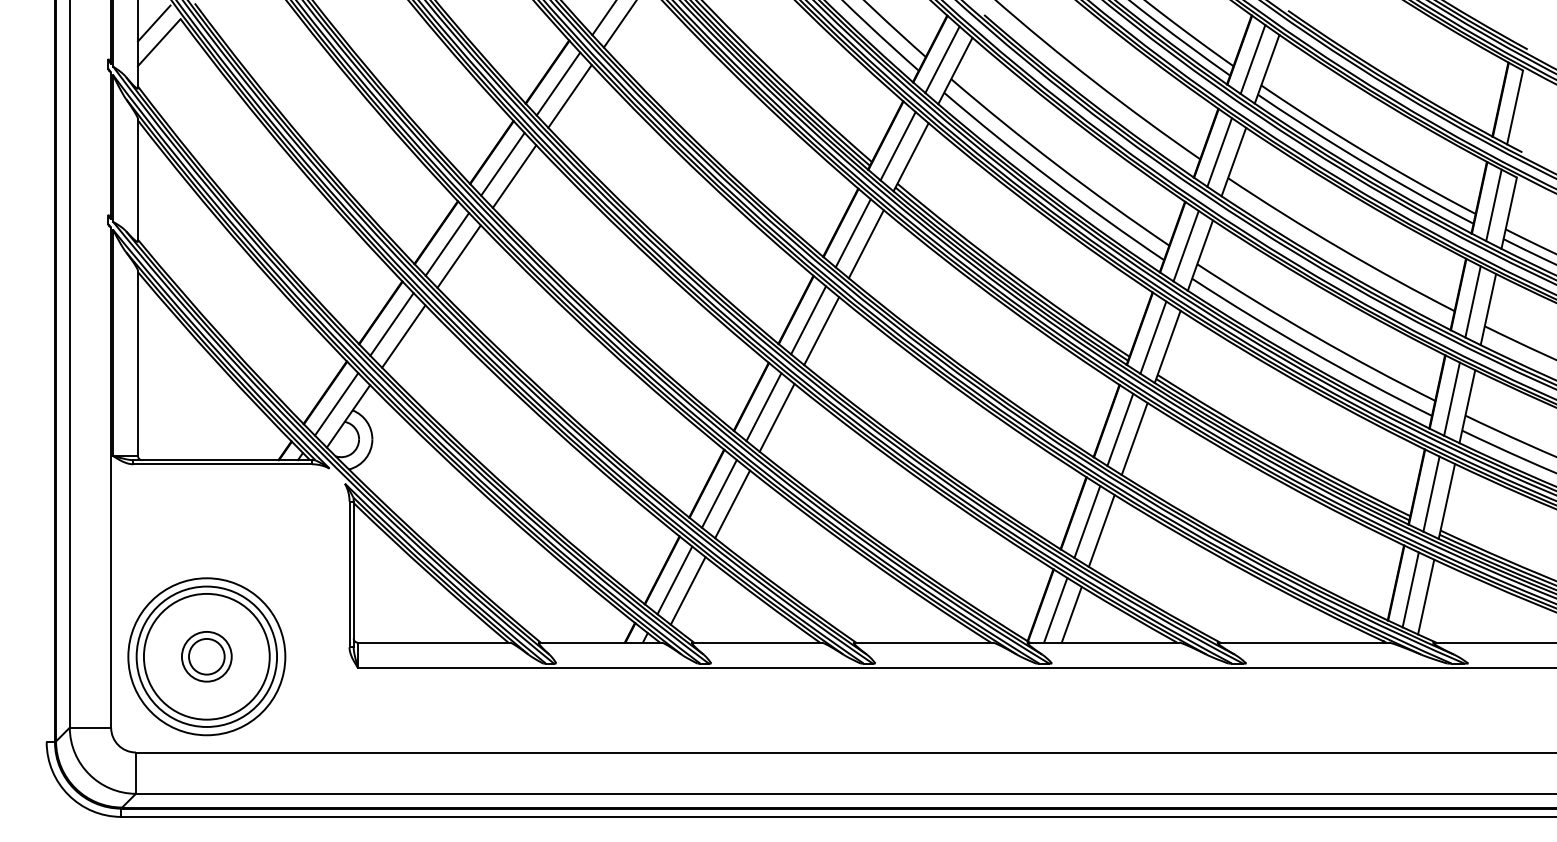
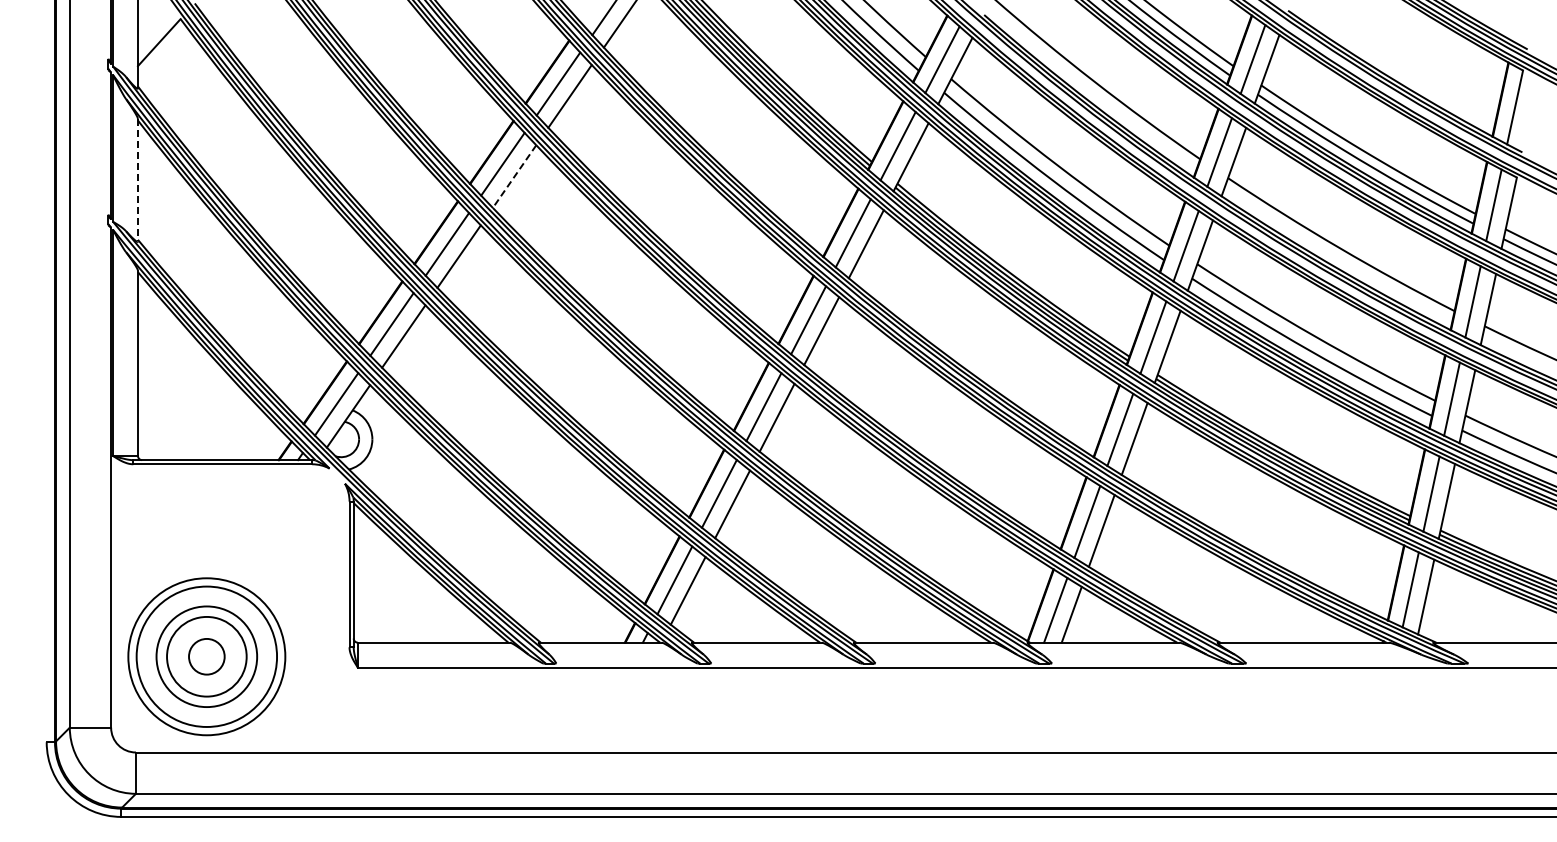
line: present -> none (153, 23)
line: solid -> dashed (514, 177)
line: solid -> dashed (137, 180)
circle diameter: 126 px -> 101 px (206, 656)
circle diameter: 50 px -> 80 px (206, 656)
